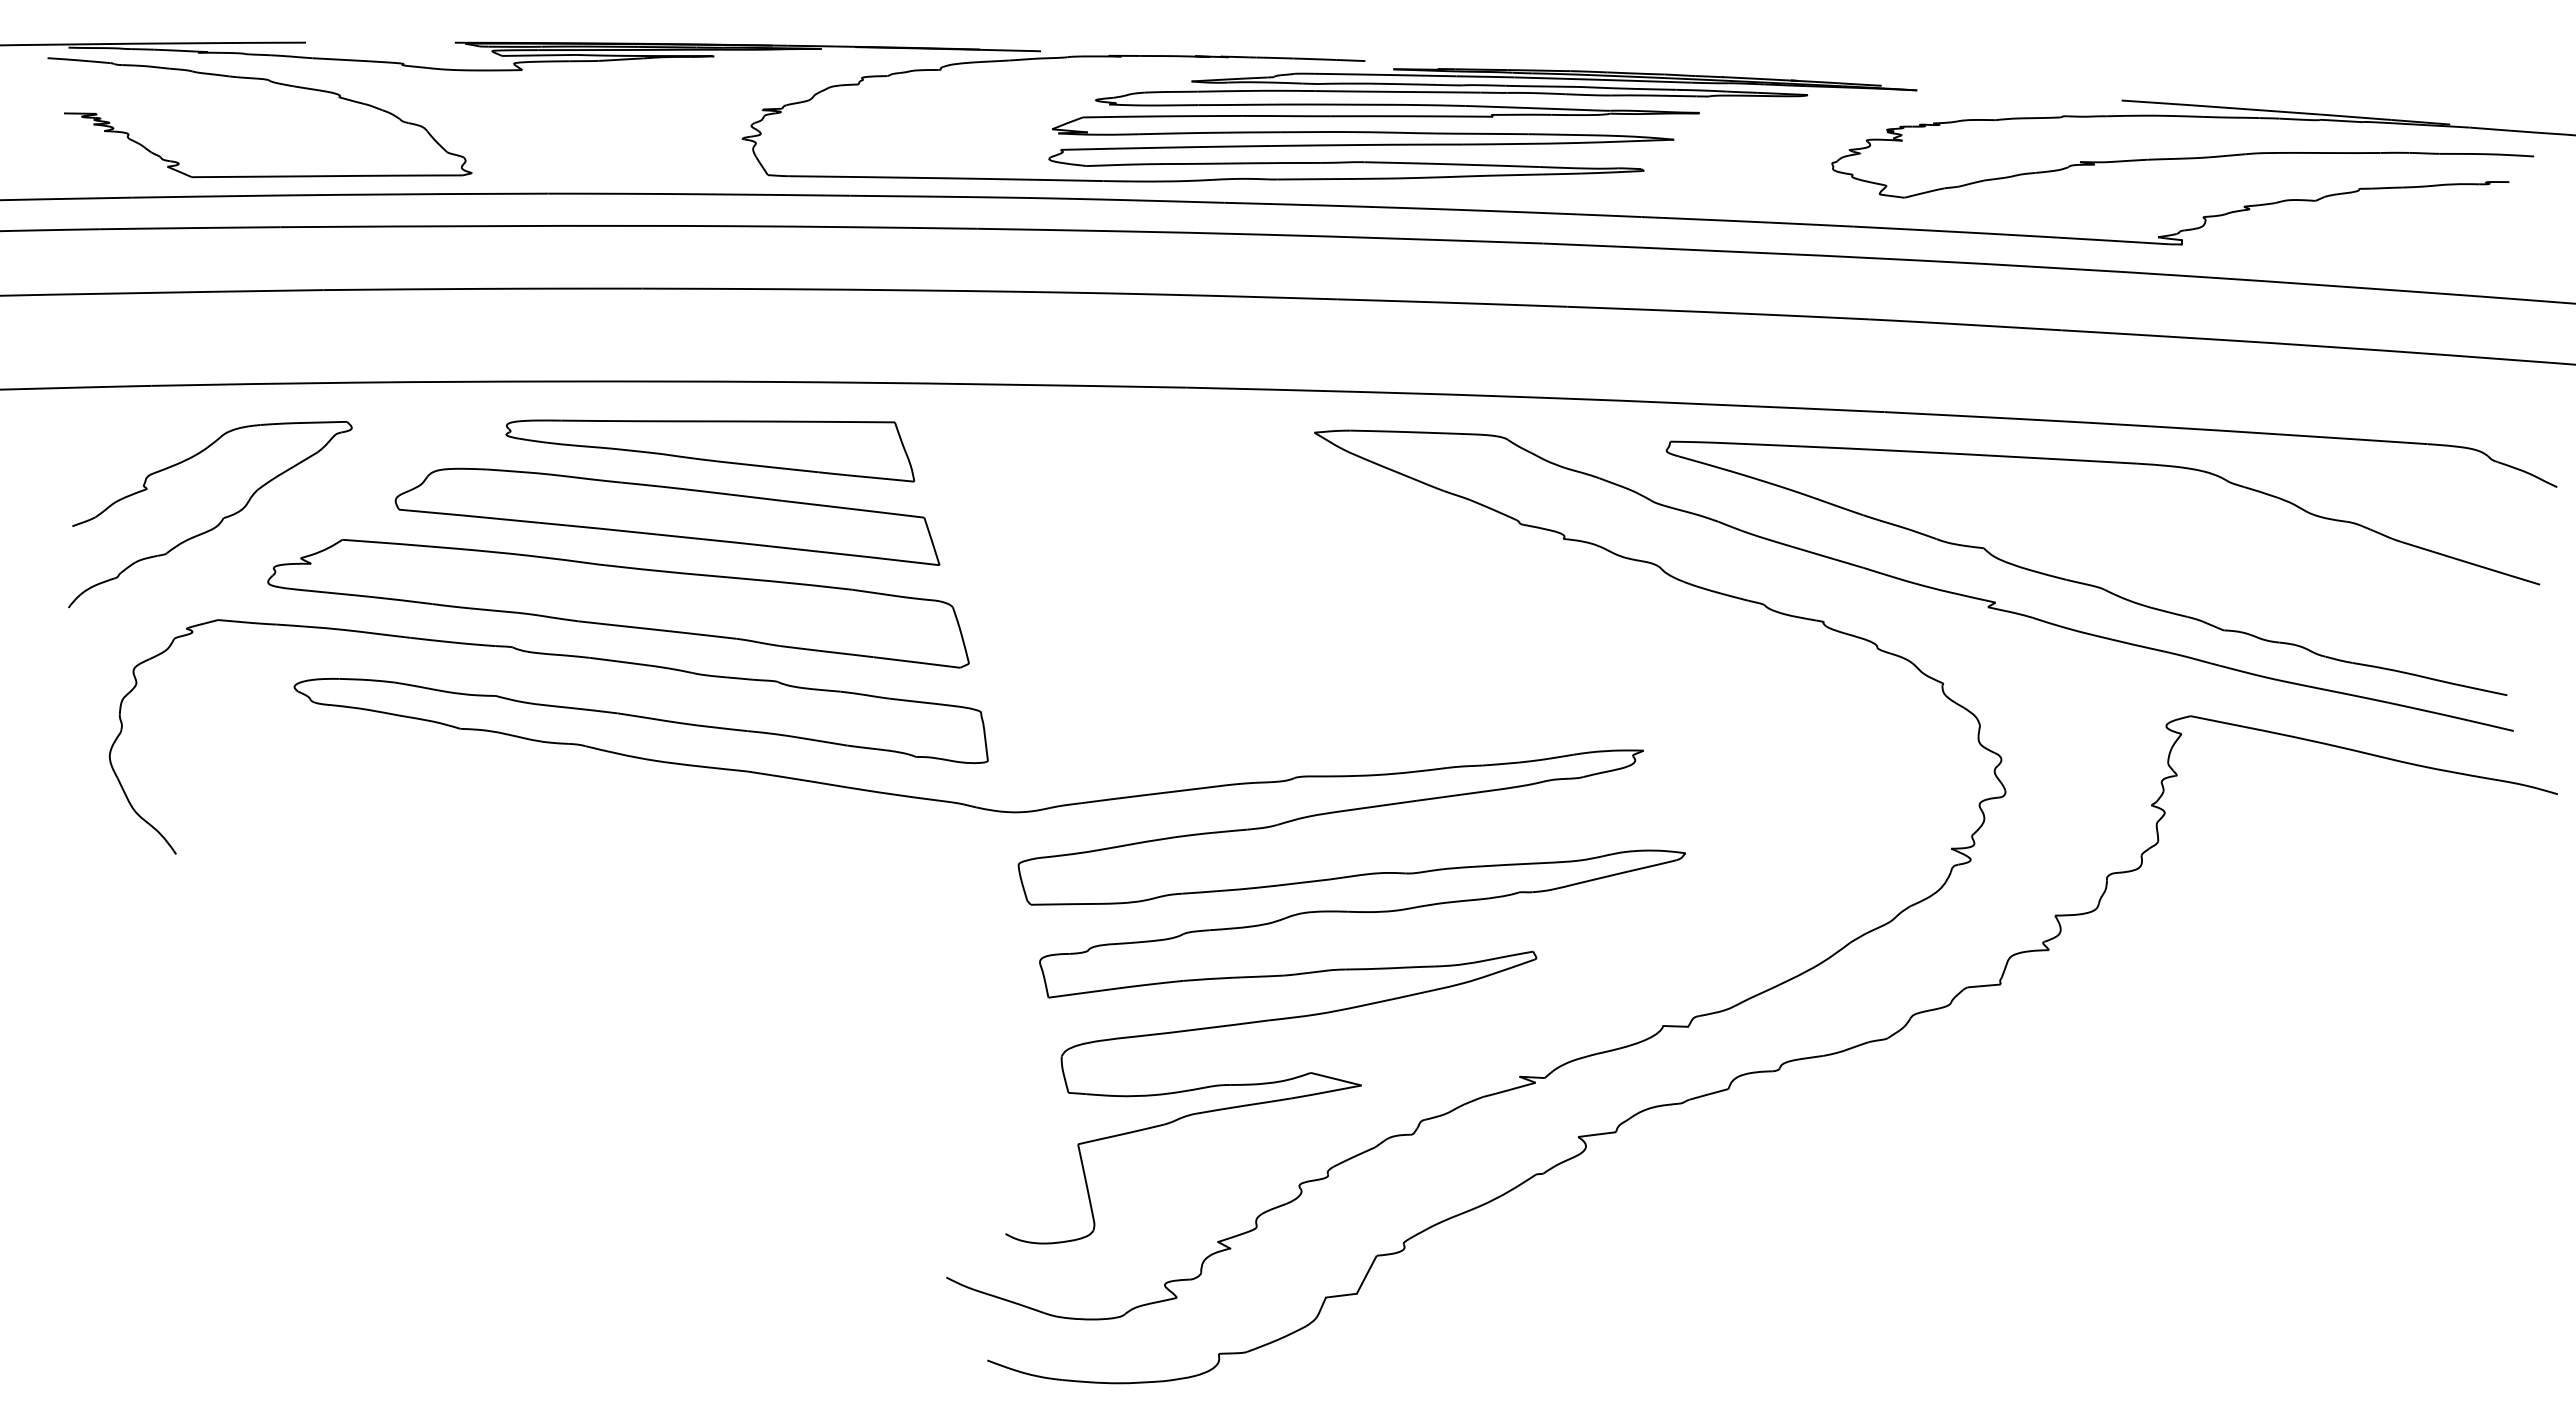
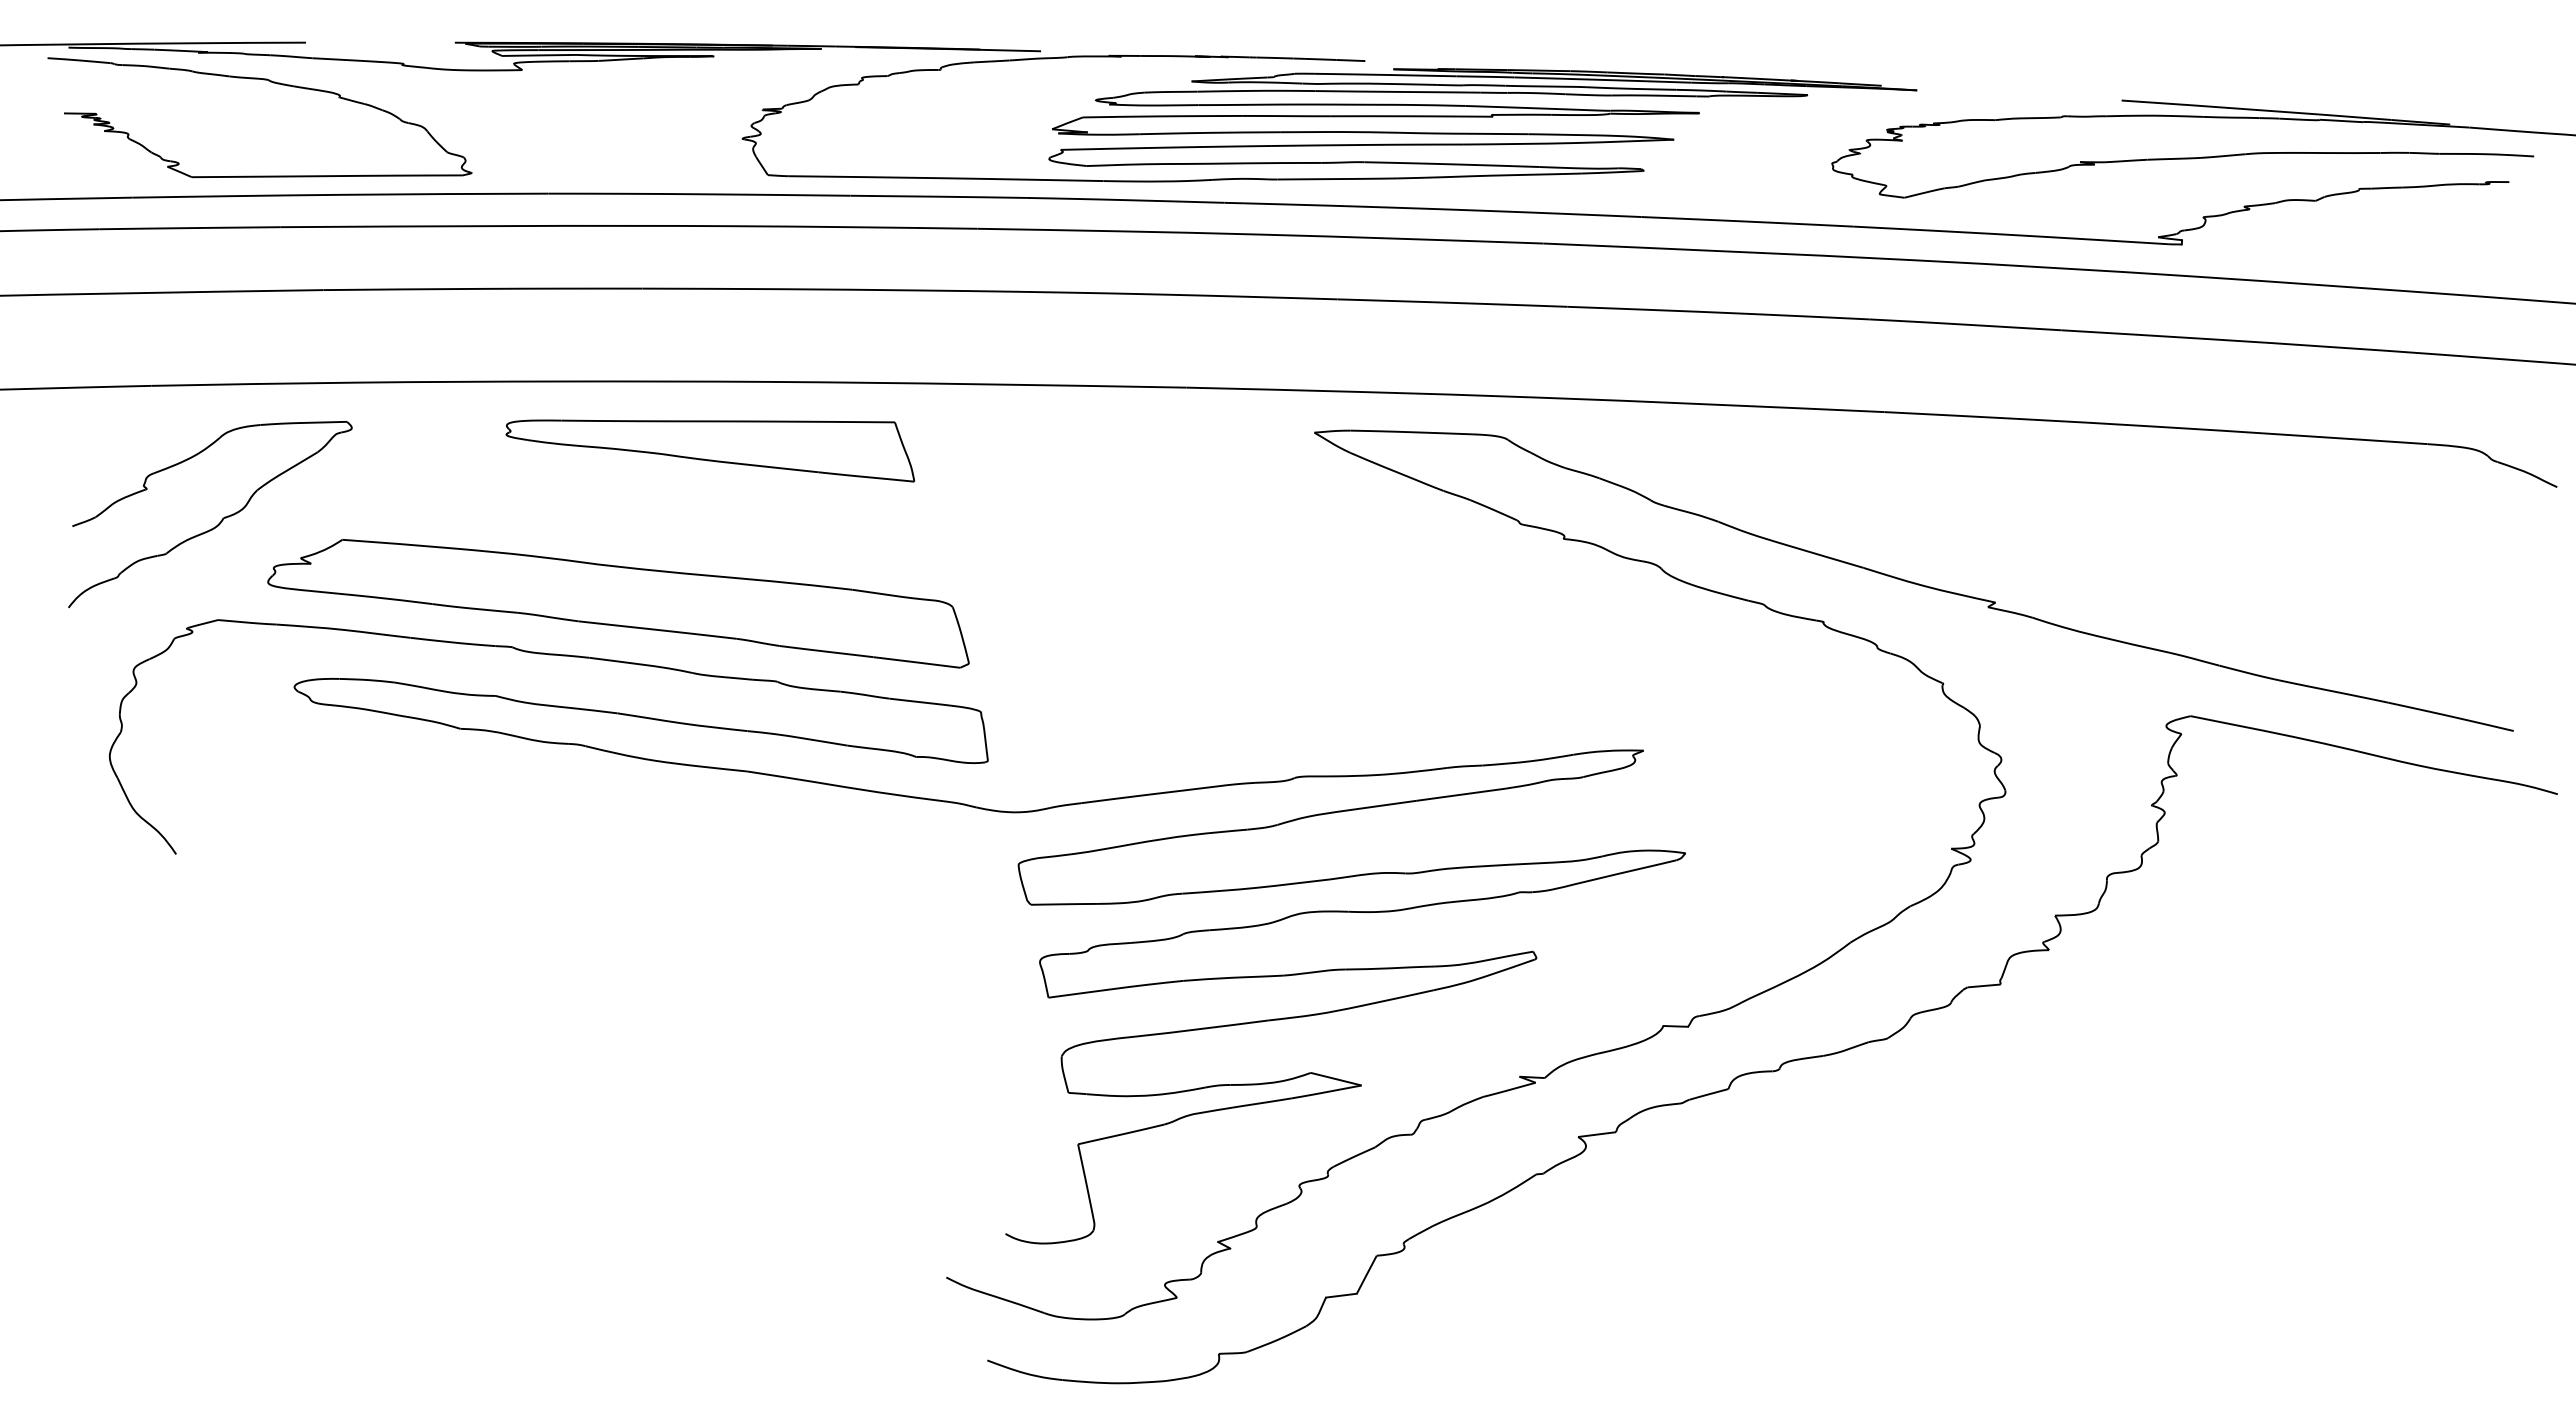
part: present -> none (667, 516)
part: present -> none (2096, 585)
